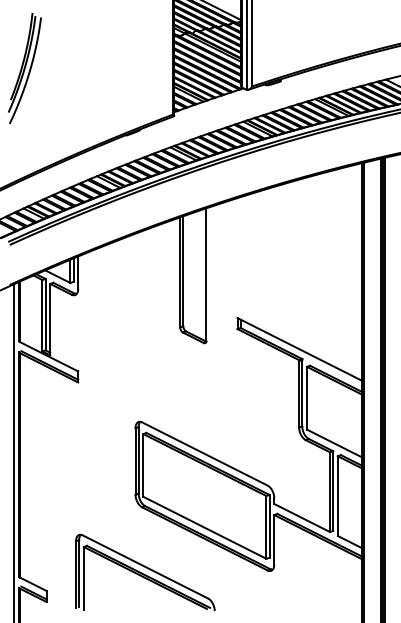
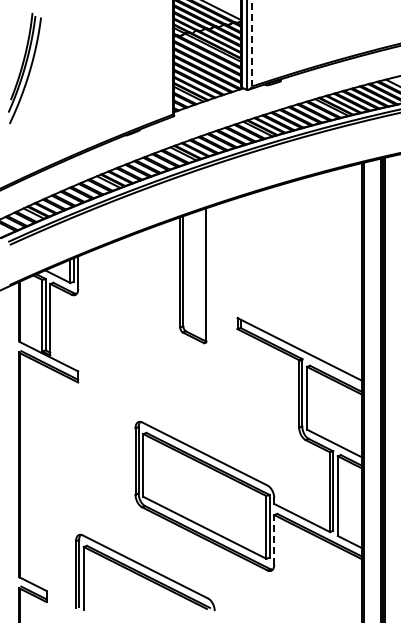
line: solid -> dashed (252, 43)
line: present -> none (14, 451)
line: solid -> dashed (274, 539)
